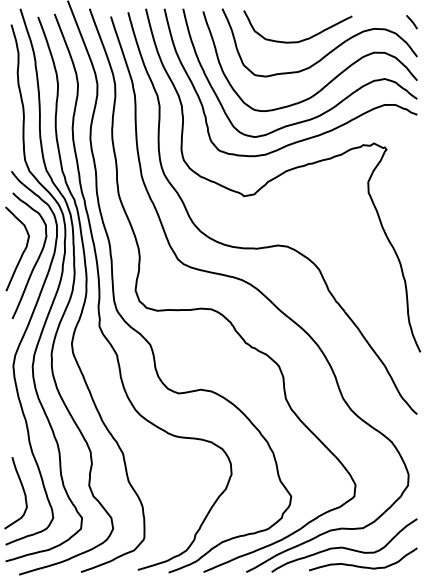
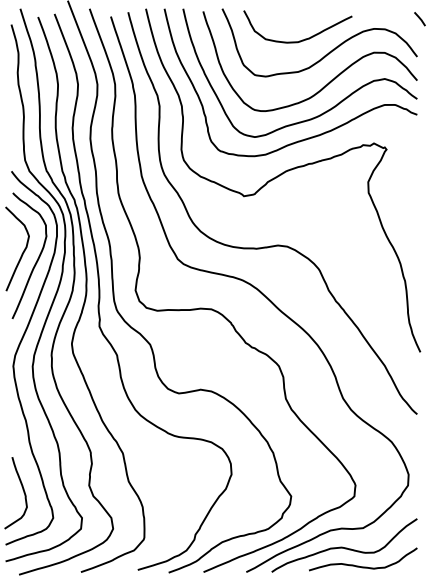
line position: (411, 22) -> (419, 19) (419, 19)
